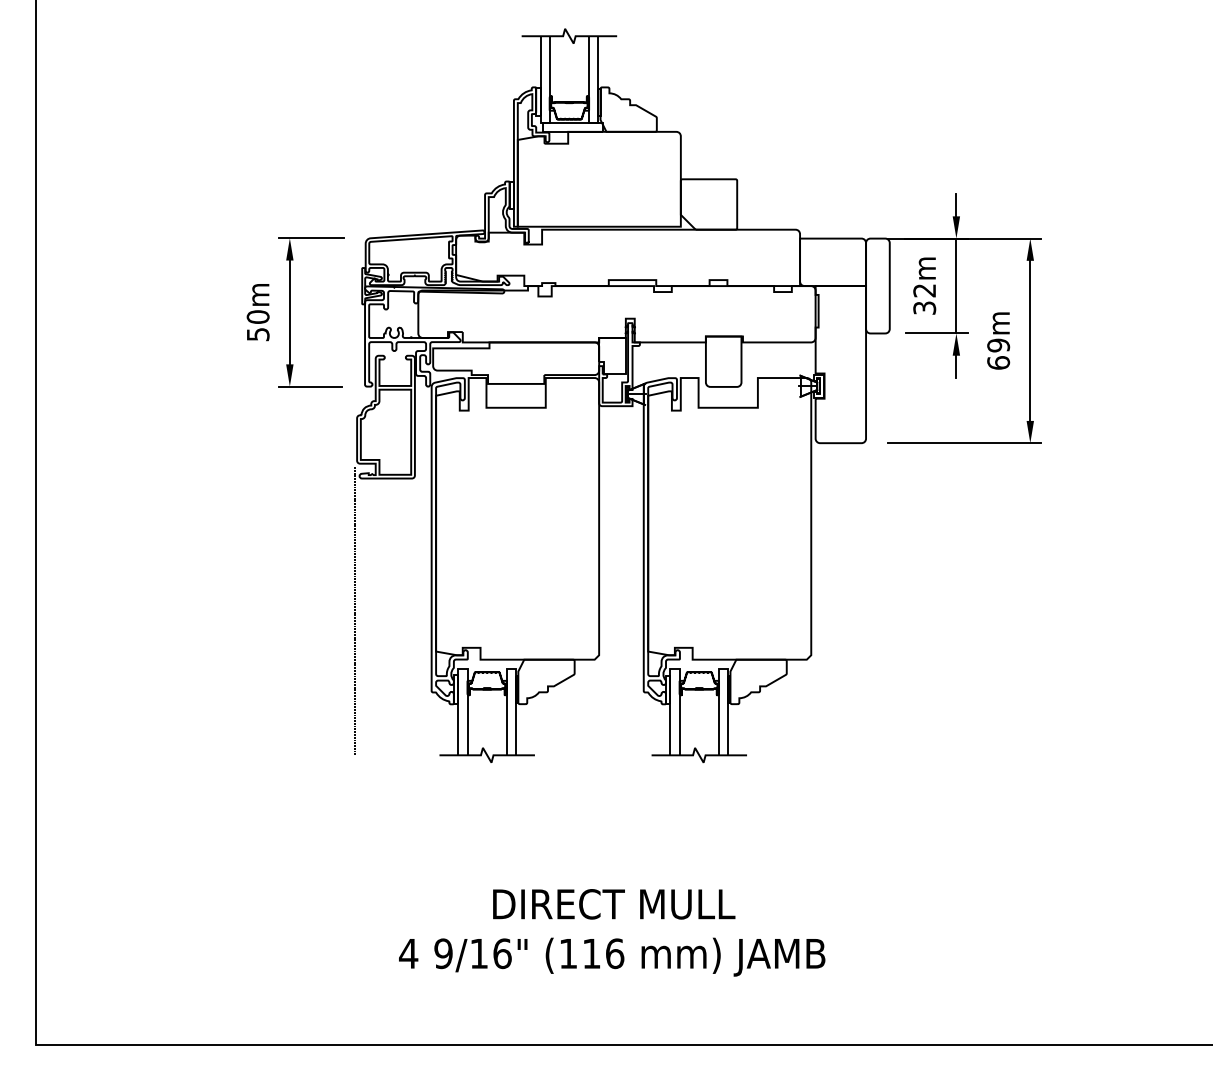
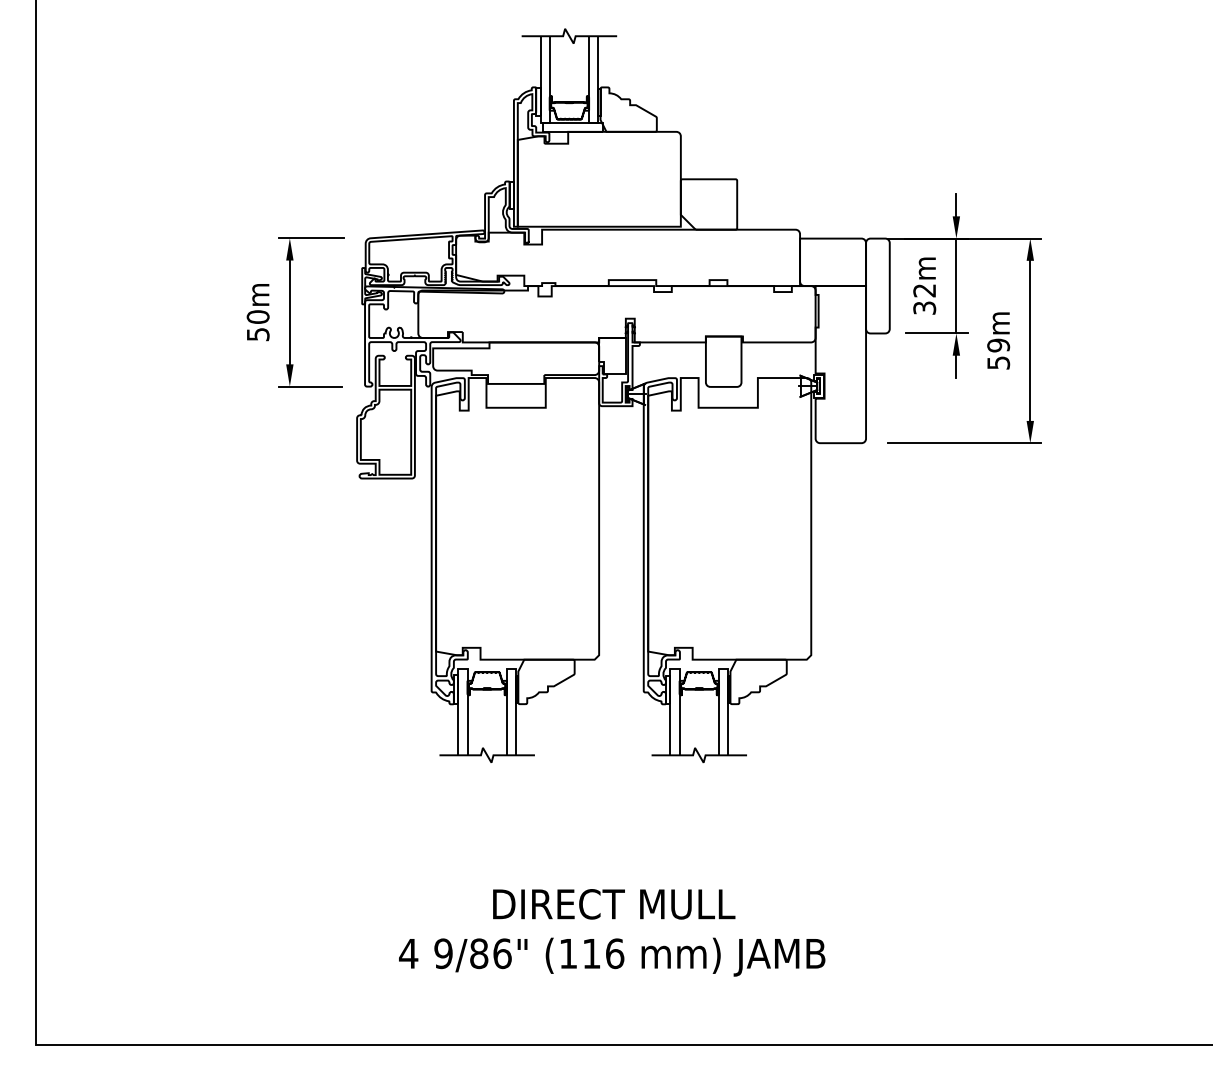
text: 69m -> 59m (998, 362)
line: present -> none (355, 611)
text: 9/16" -> 9/86" (479, 953)
